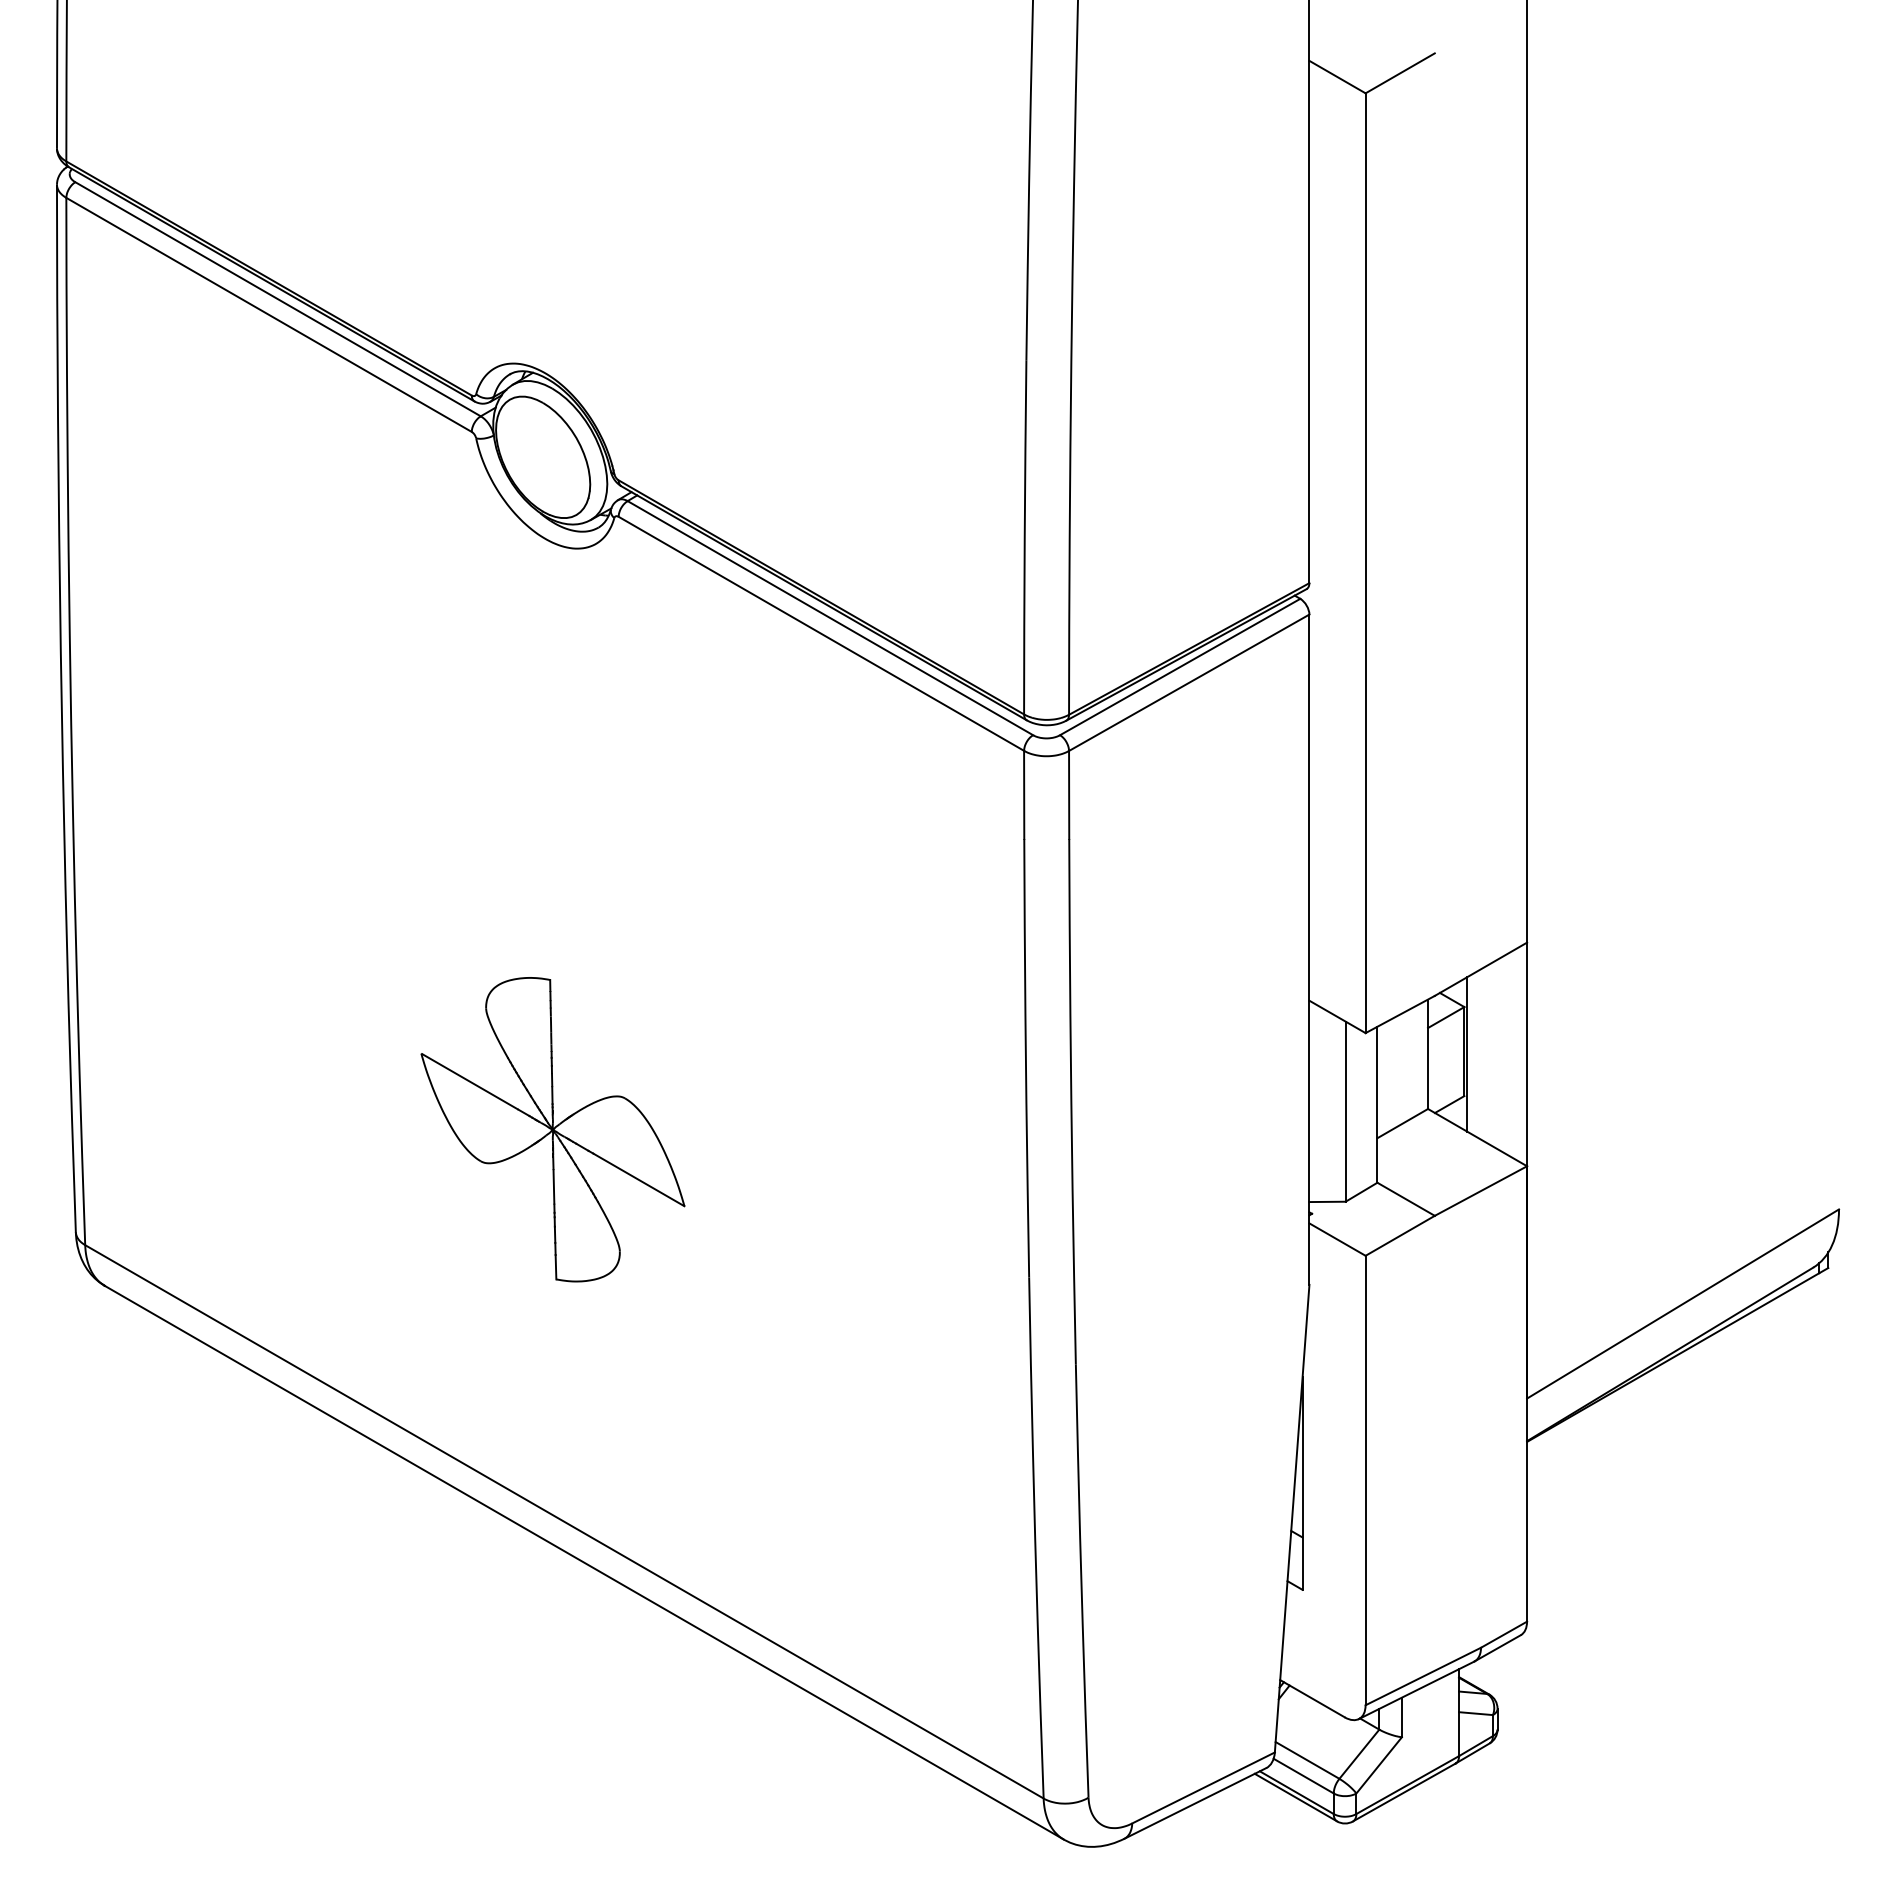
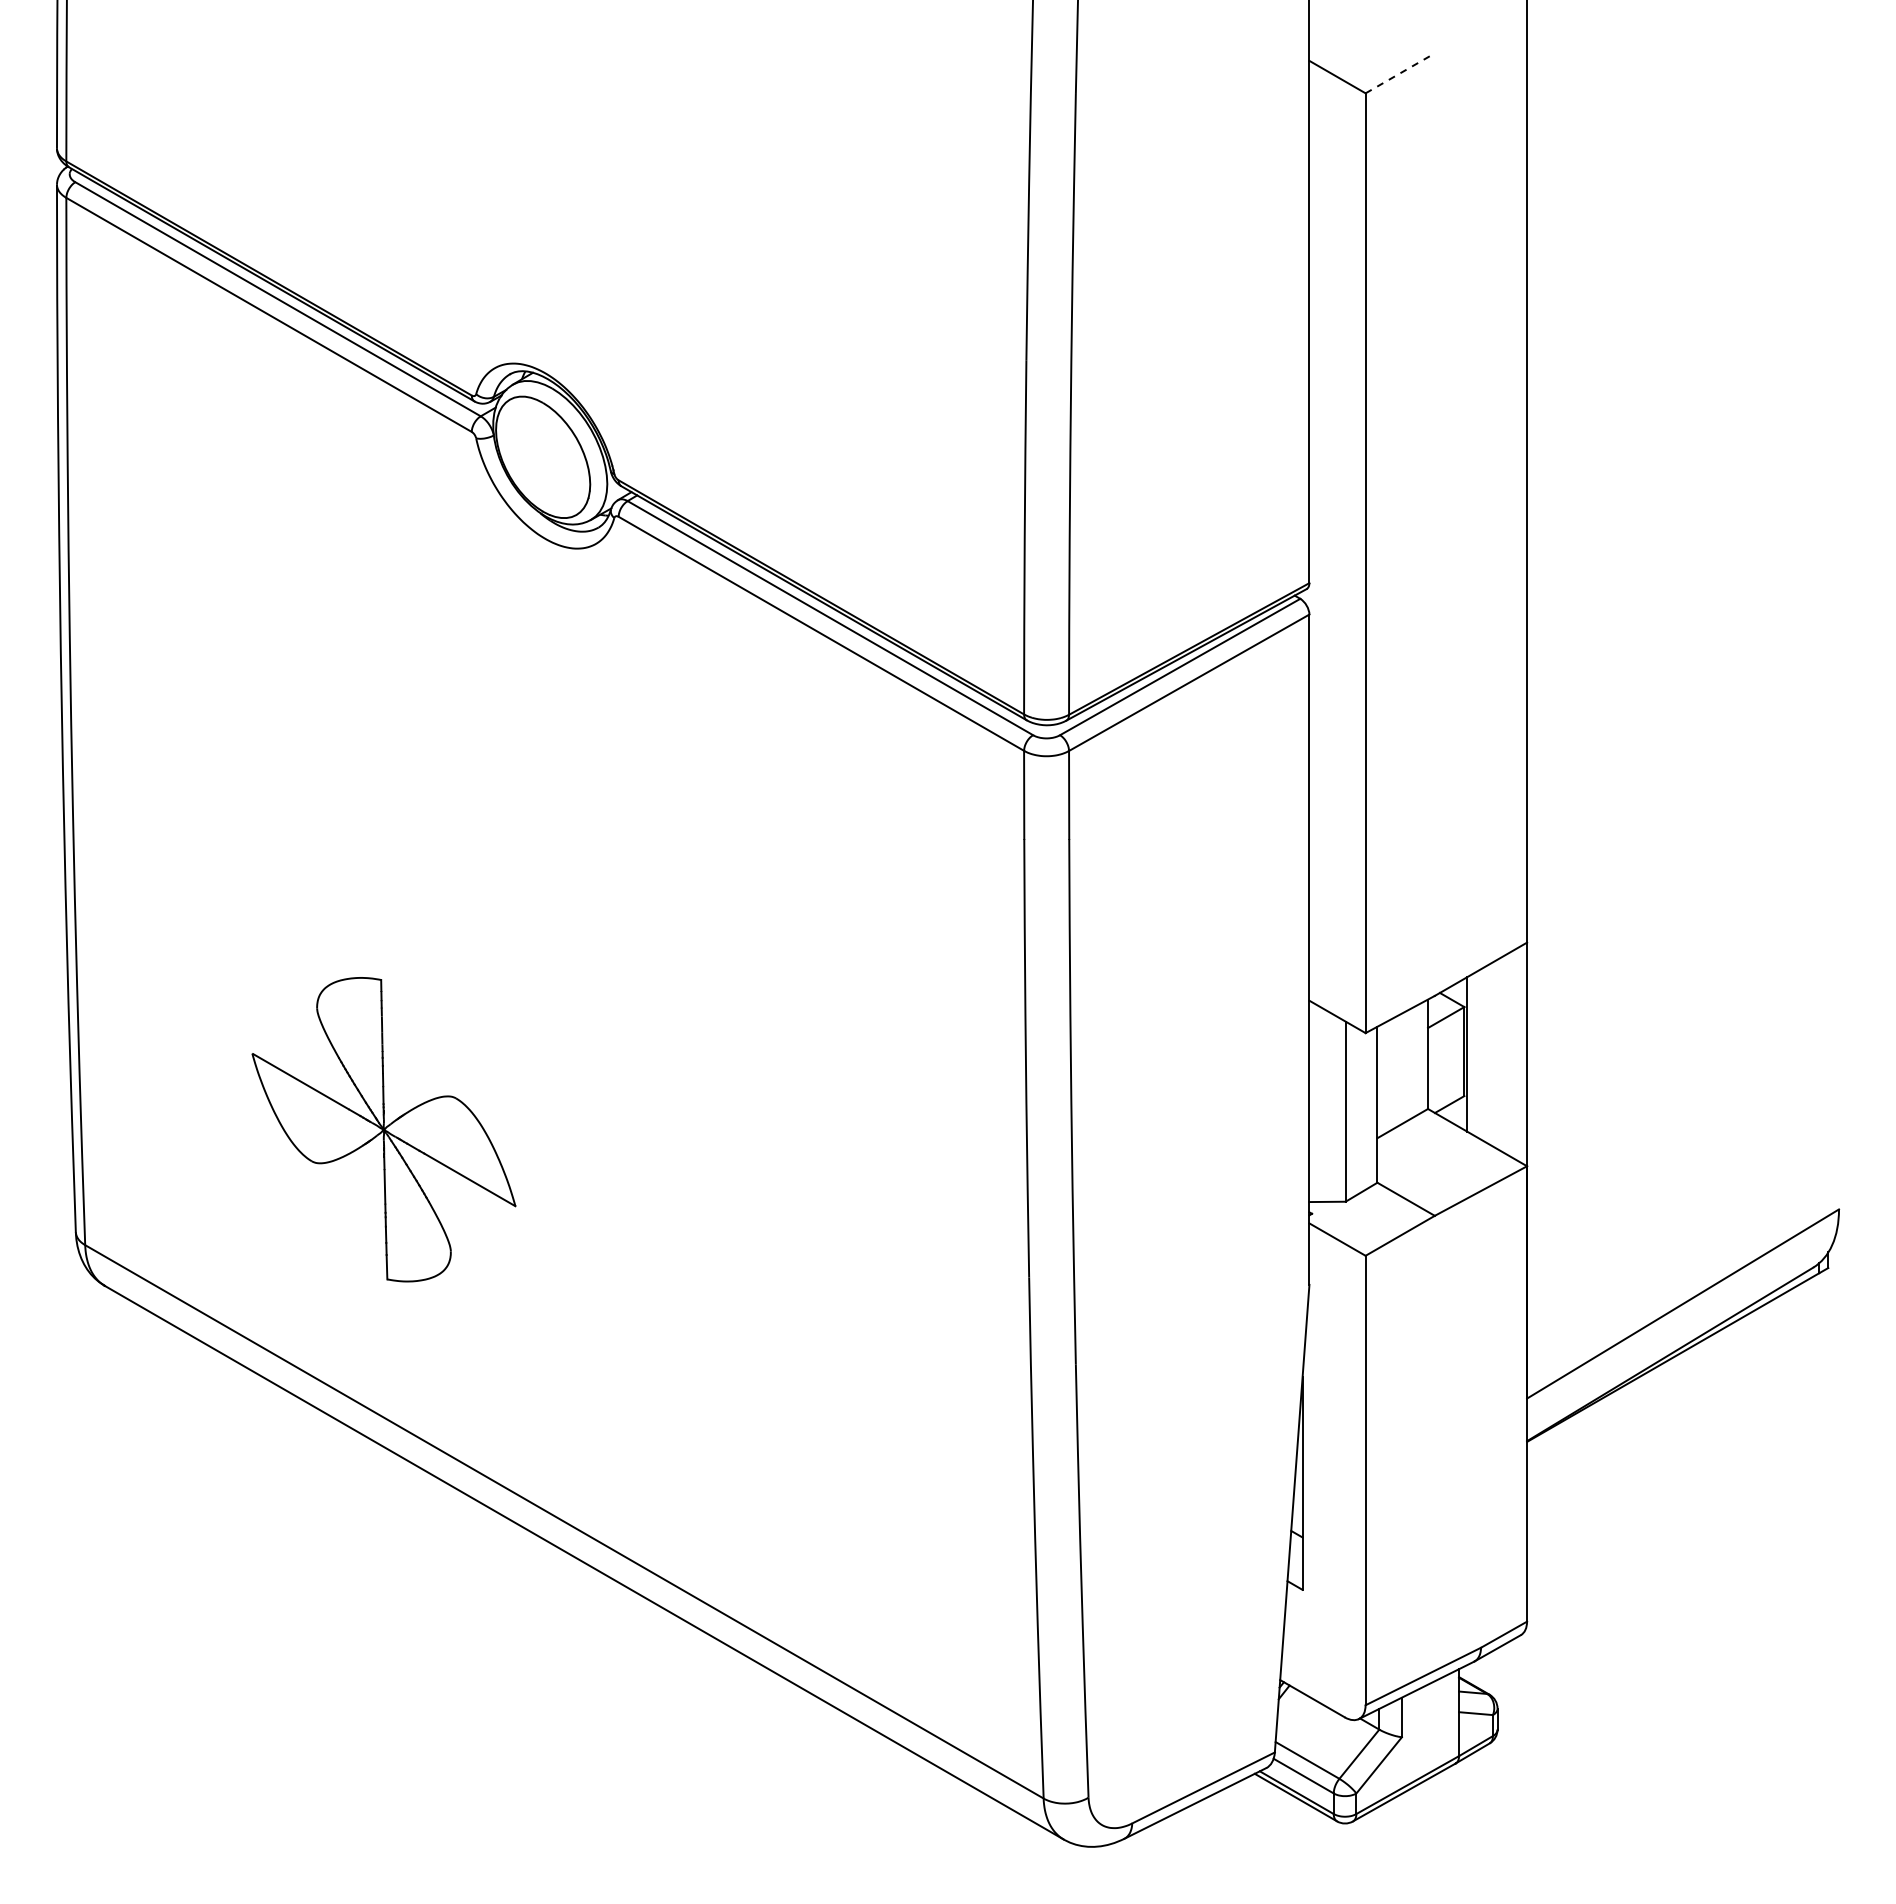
line: solid -> dashed (1400, 73)
part position: (552, 1129) -> (383, 1129) (383, 1129)
